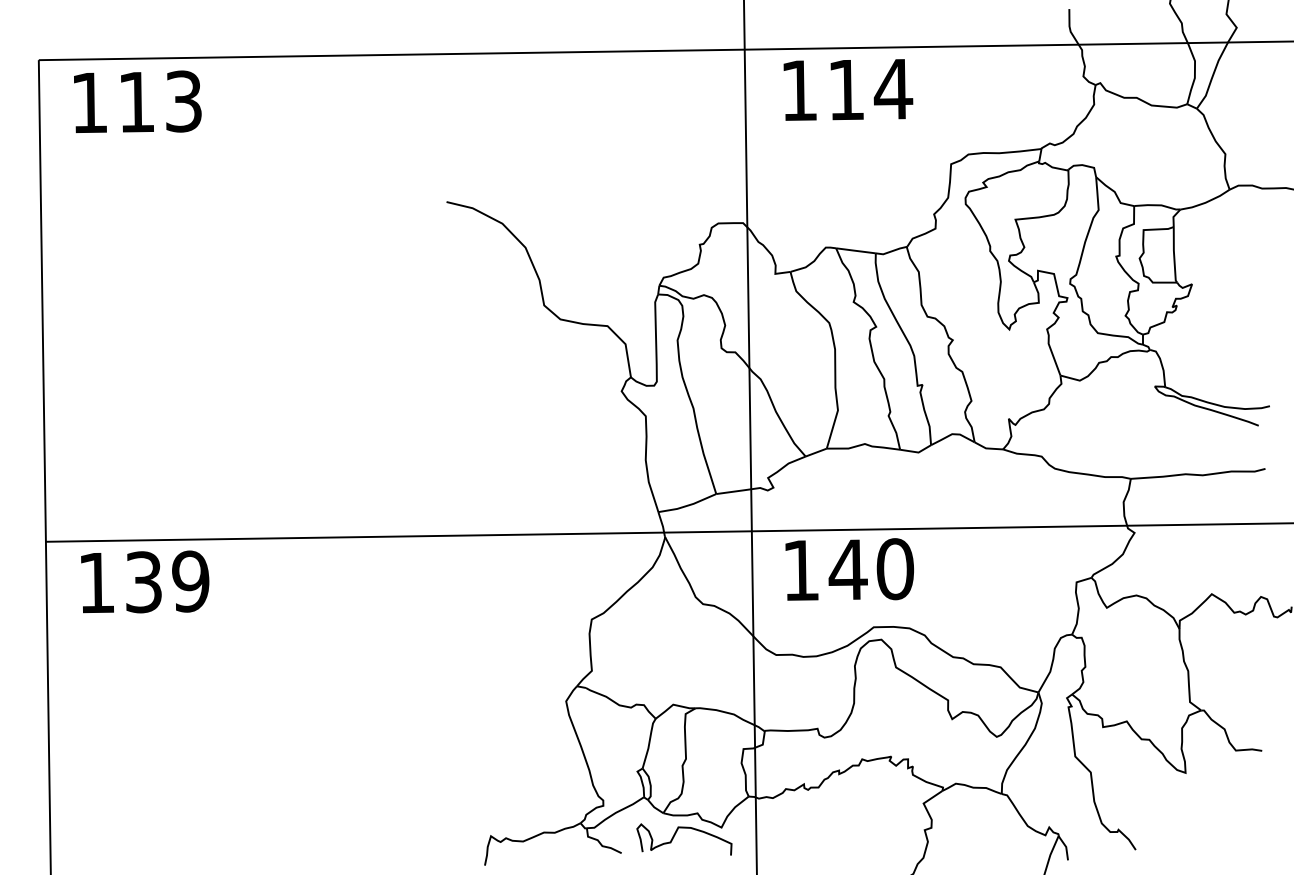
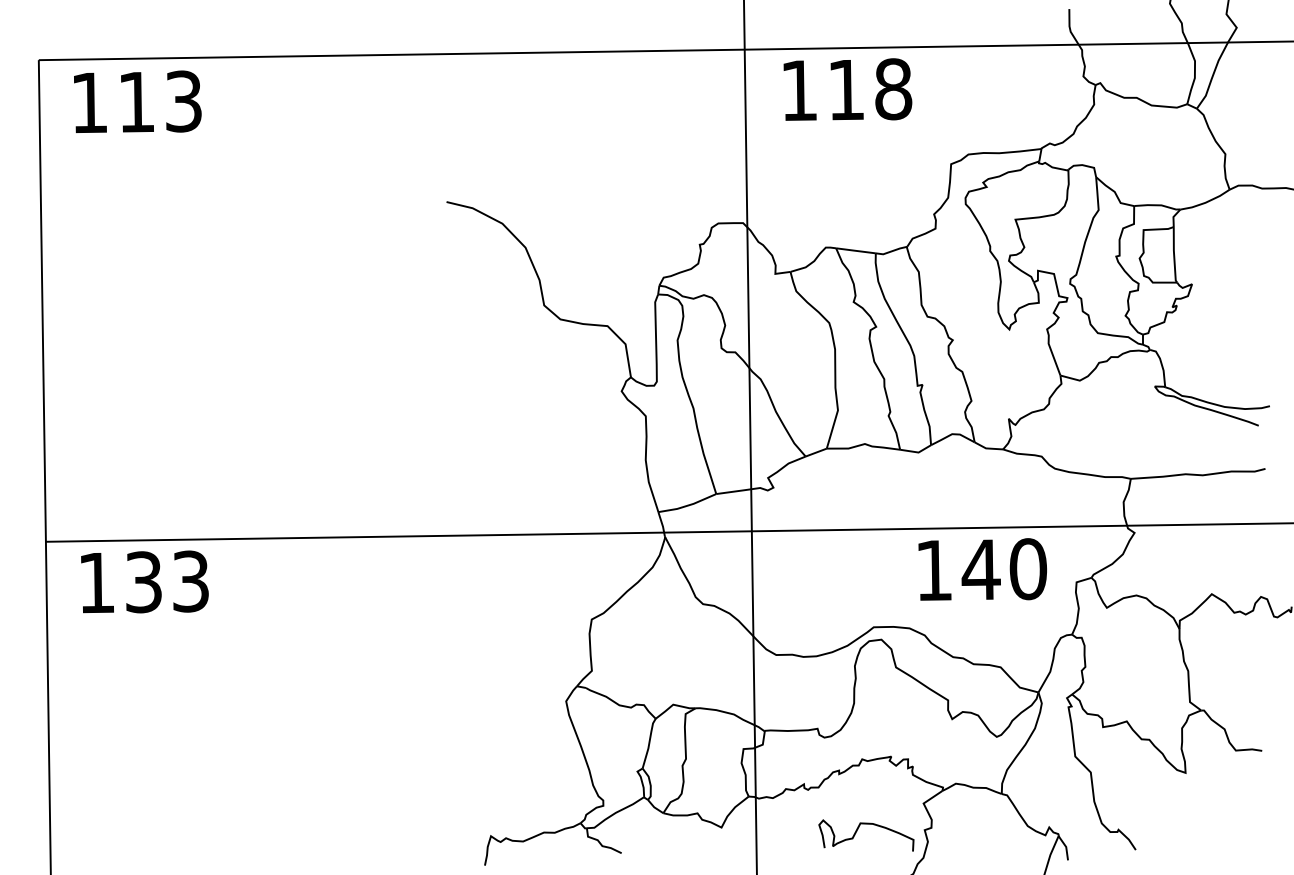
text: 114 -> 118 (893, 89)
text position: (849, 569) -> (982, 569) (982, 569)
text: 139 -> 133 (190, 581)
curve position: (675, 835) -> (857, 831) (857, 831)
